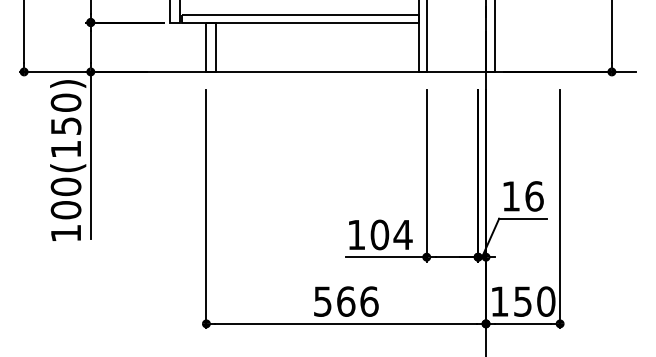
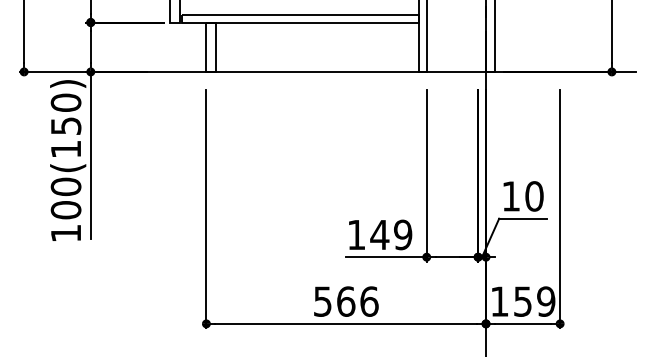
text: 16 -> 10 (534, 196)
text: 104 -> 149 (391, 234)
text: 150 -> 159 (546, 301)
